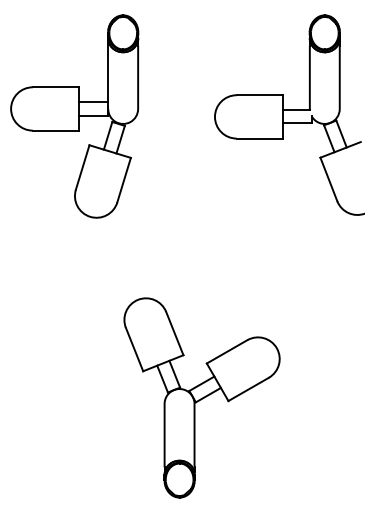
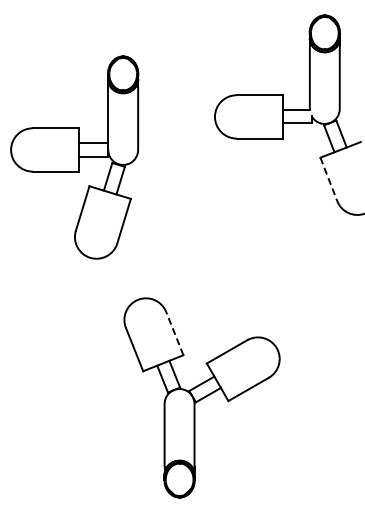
part position: (74, 116) -> (74, 157) (74, 157)
line: solid -> dashed (329, 179)
line: solid -> dashed (174, 333)
